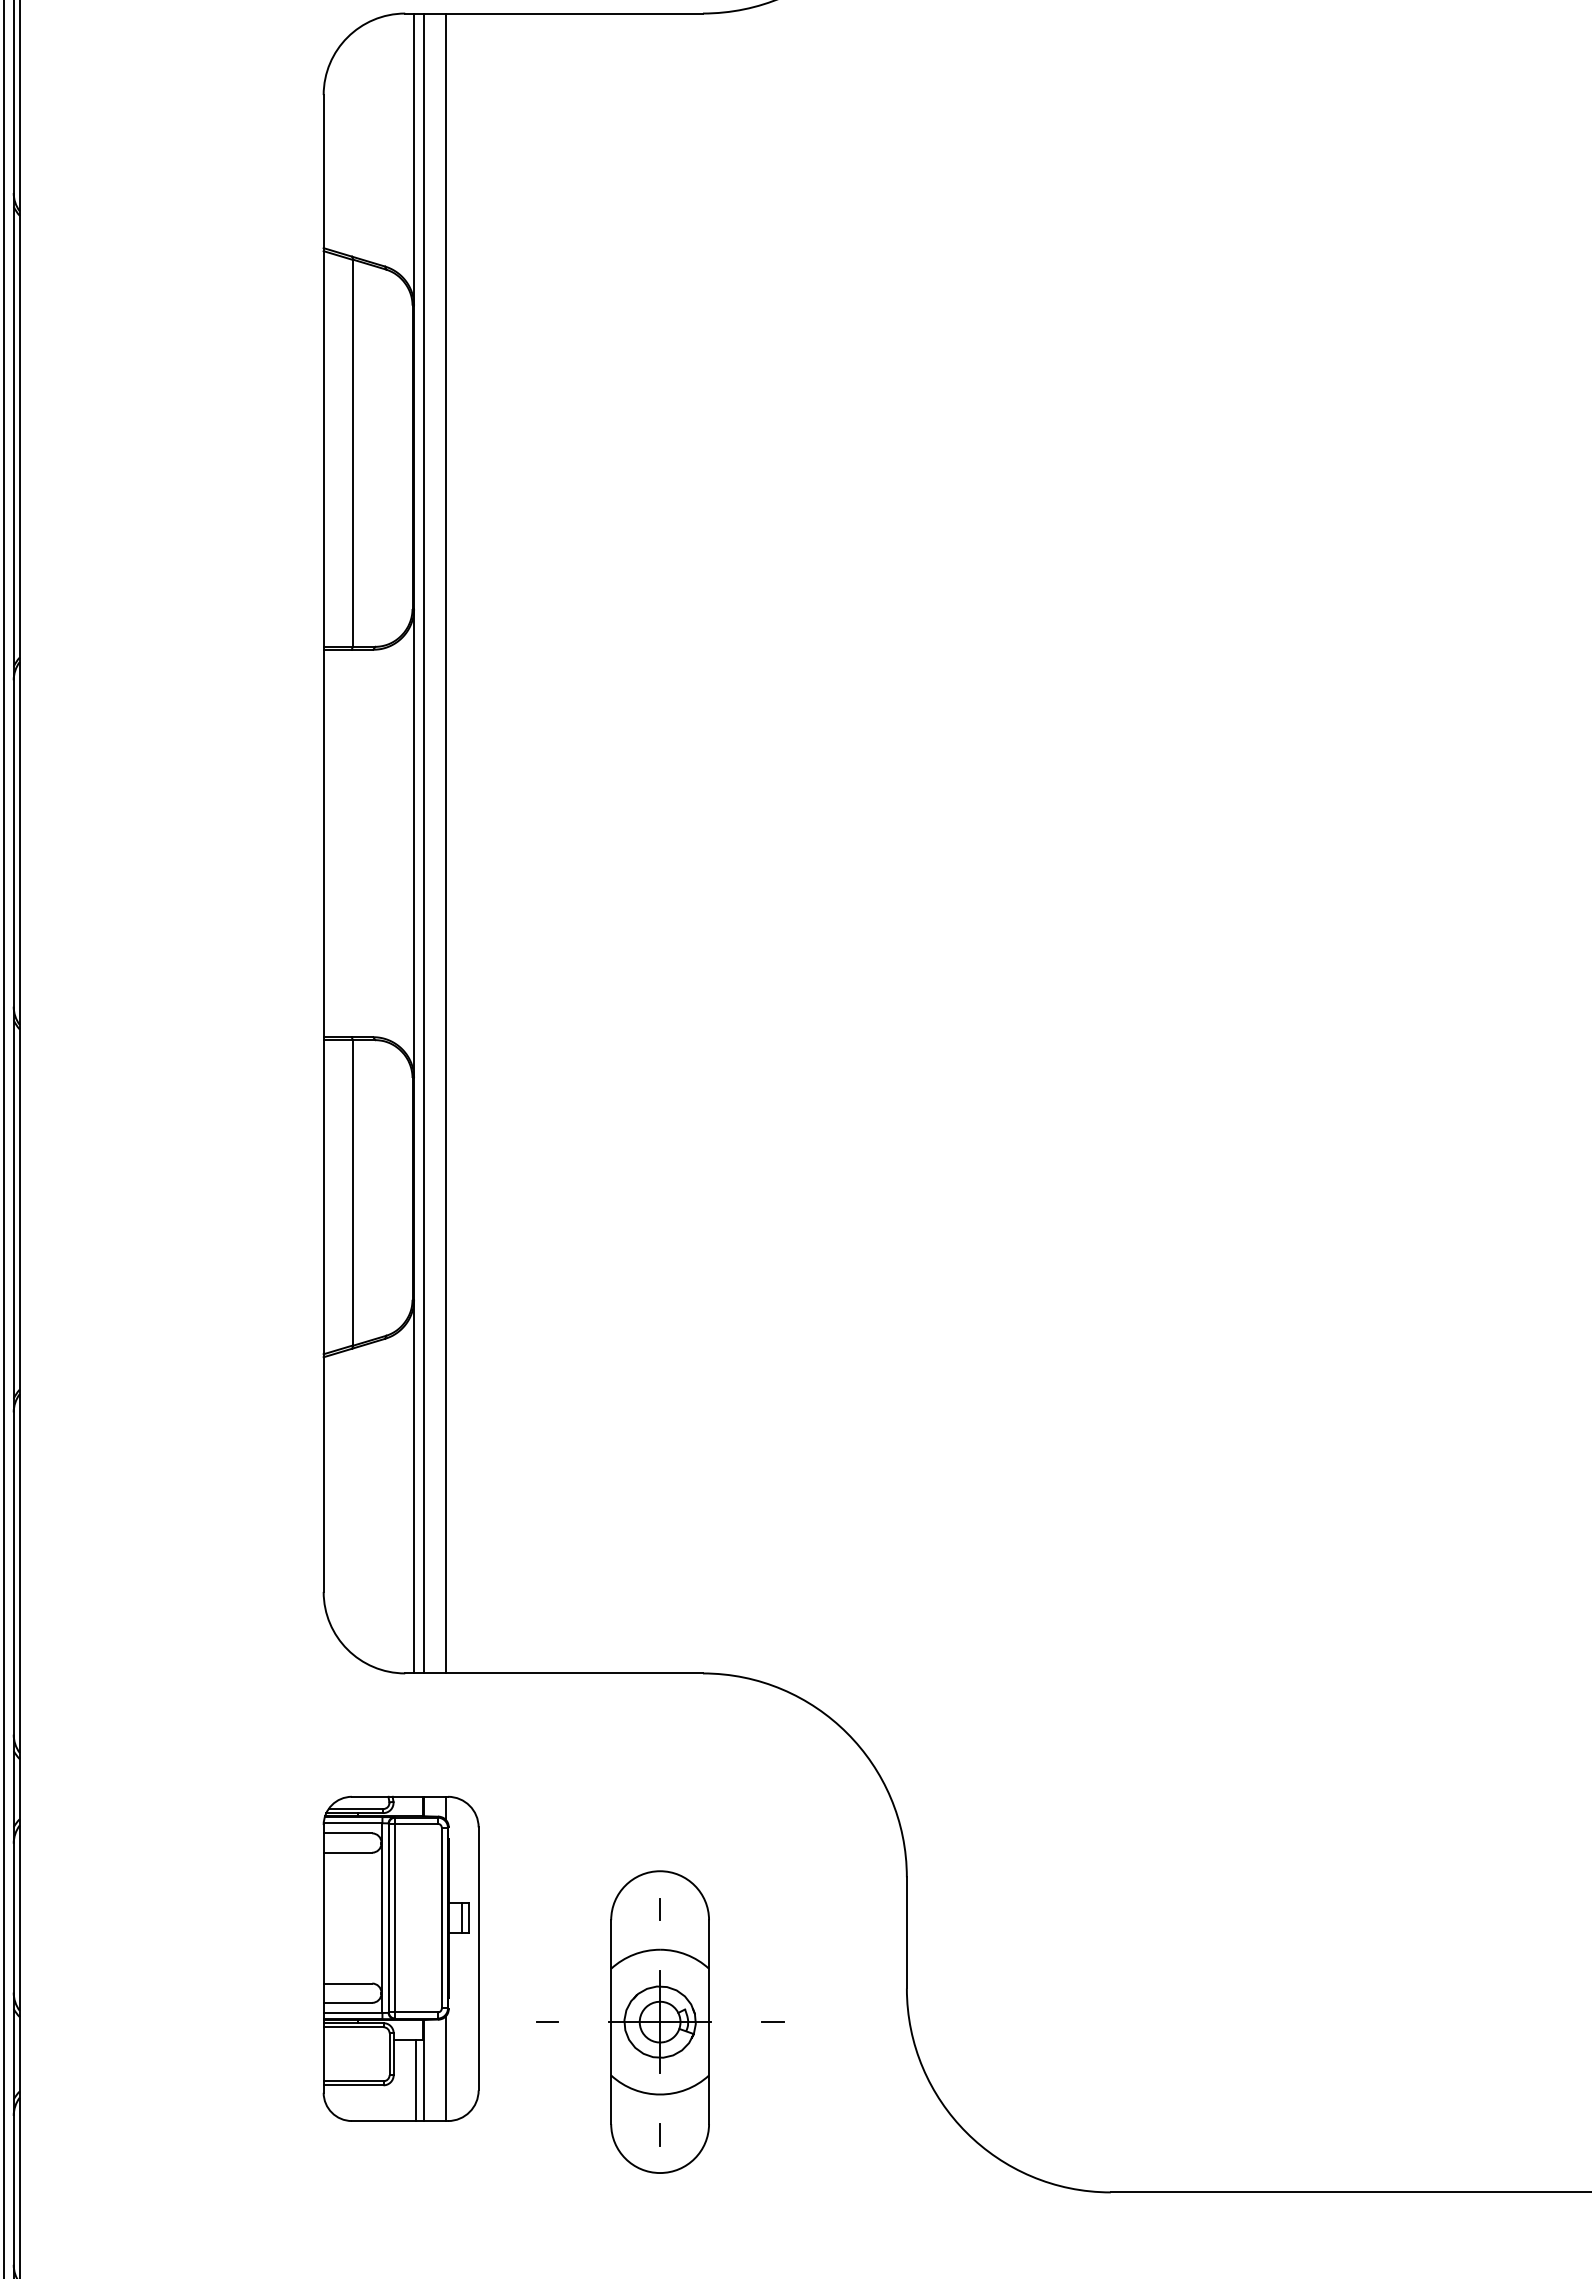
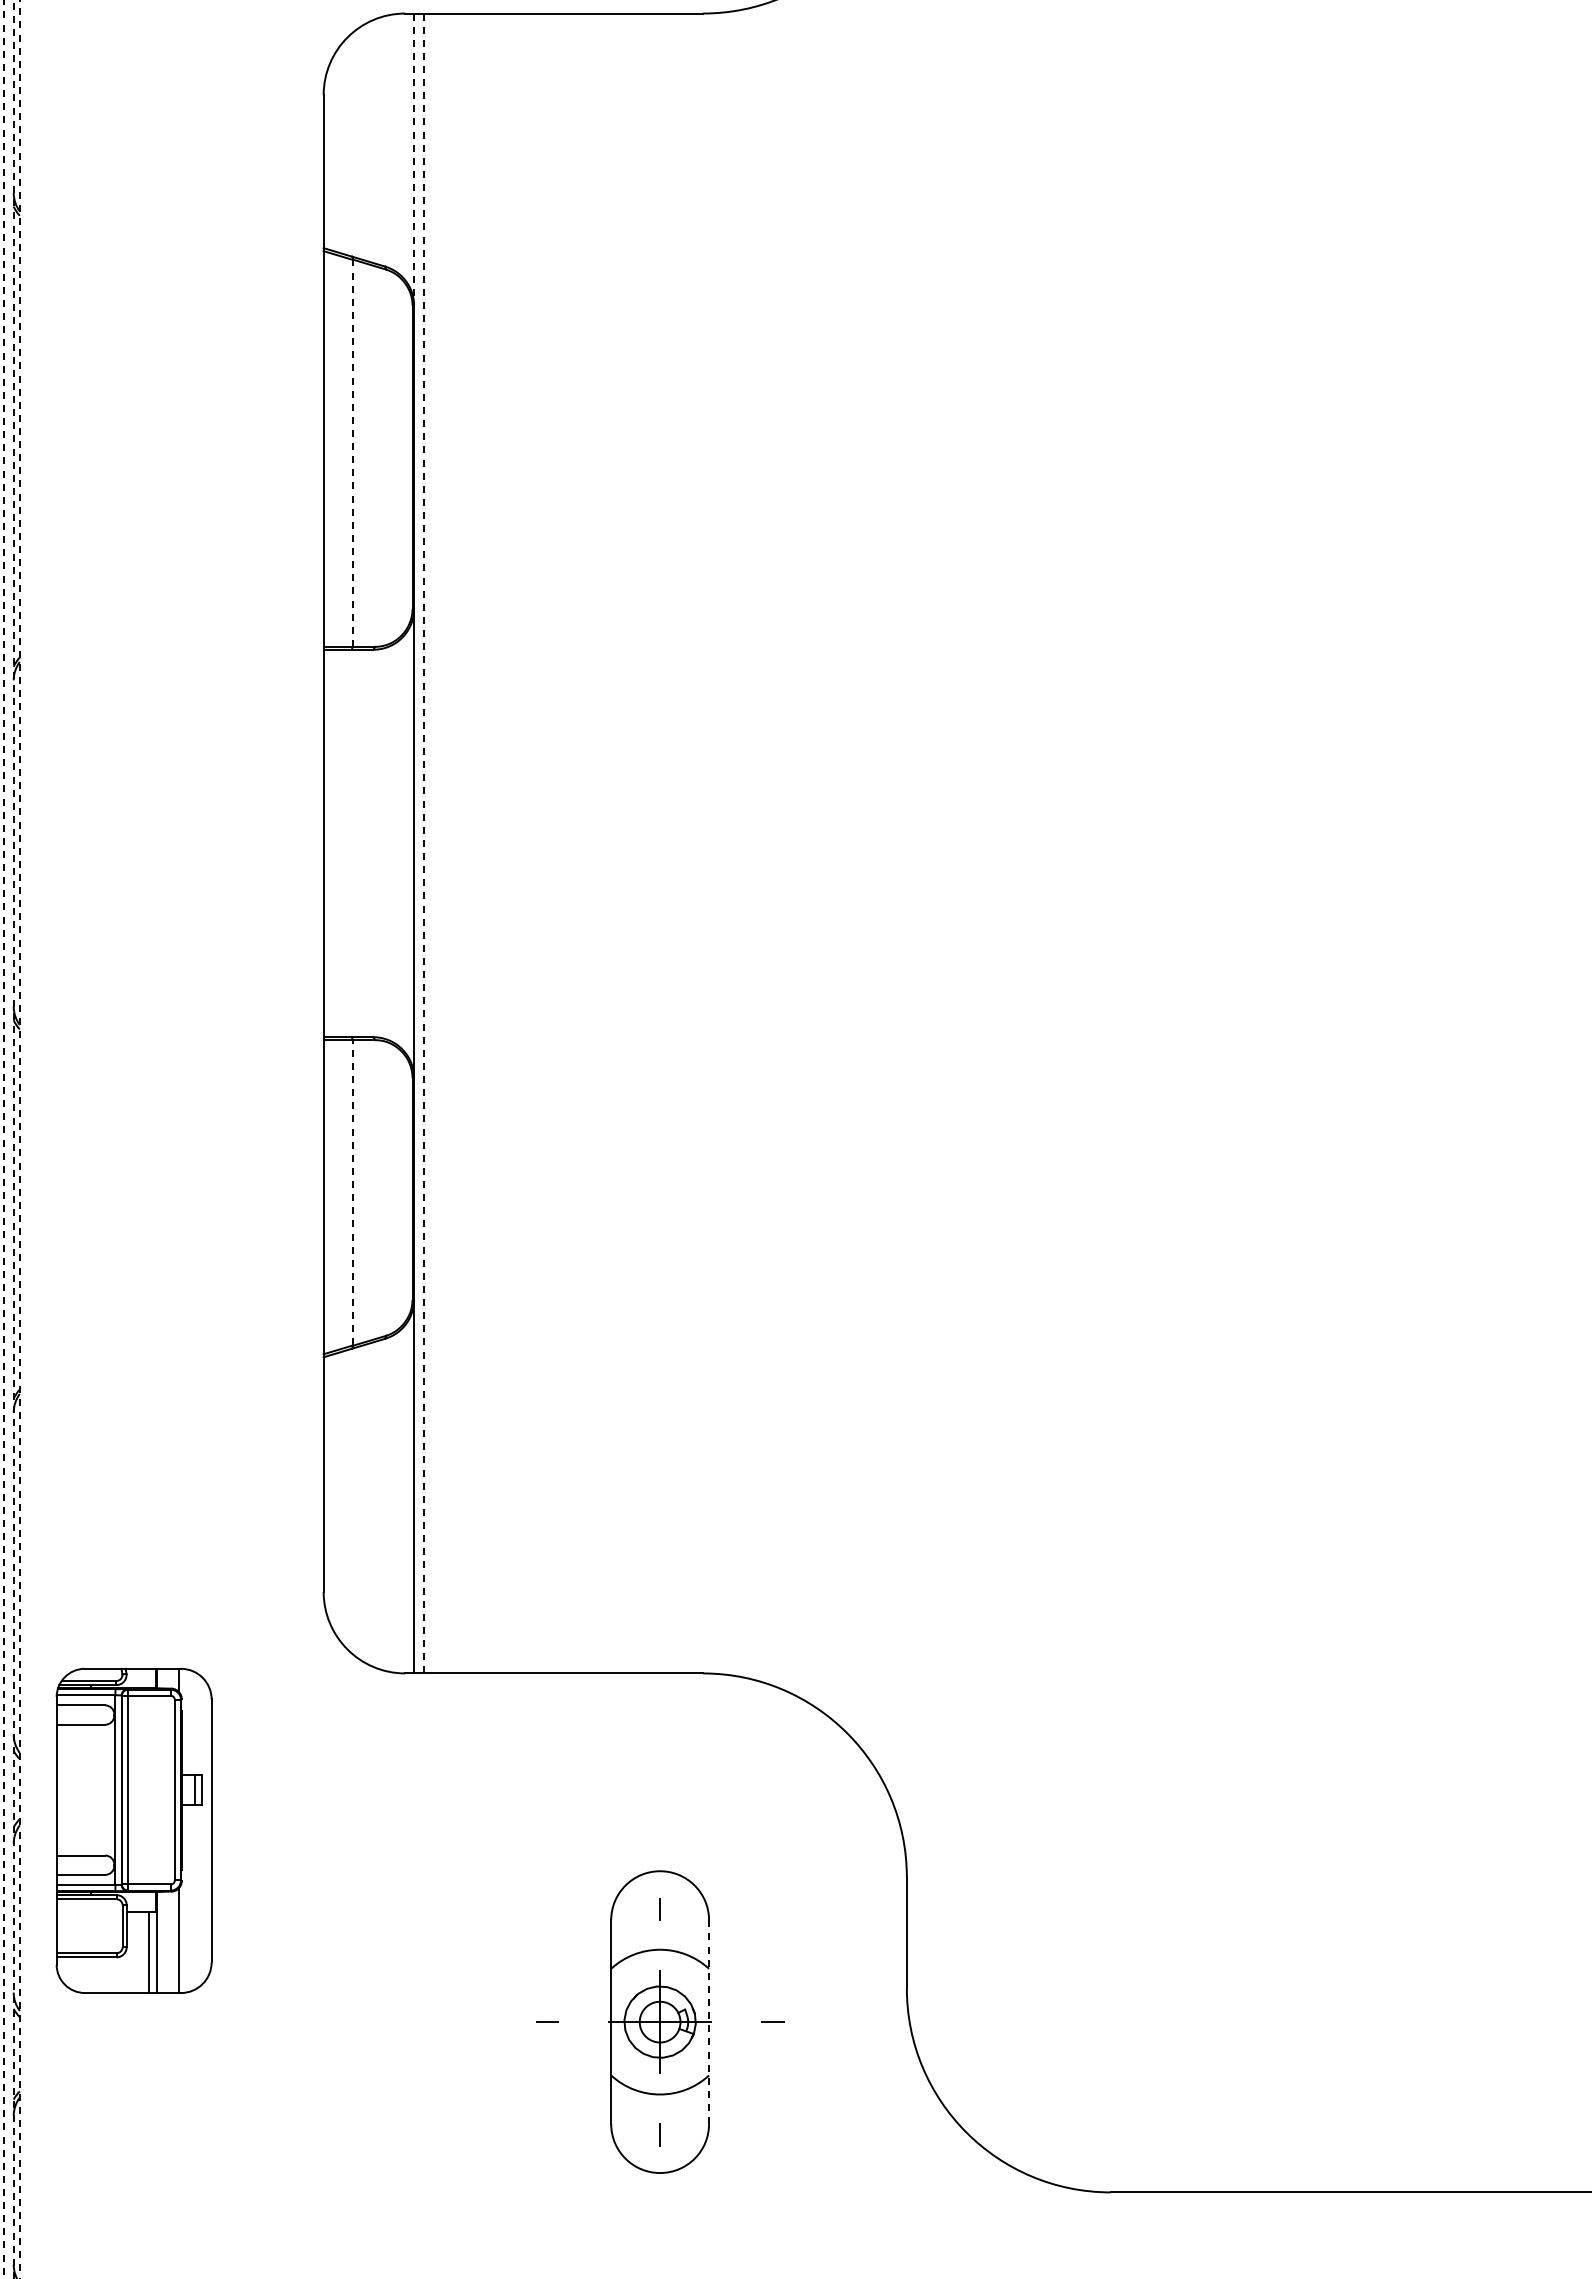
line: solid -> dashed (414, 160)
line: solid -> dashed (352, 452)
line: solid -> dashed (424, 843)
line: present -> none (445, 843)
line: solid -> dashed (19, 1138)
line: solid -> dashed (3, 1139)
line: solid -> dashed (13, 1139)
line: solid -> dashed (352, 1192)
part position: (400, 1958) -> (133, 1830) (133, 1830)
line: solid -> dashed (709, 2022)
